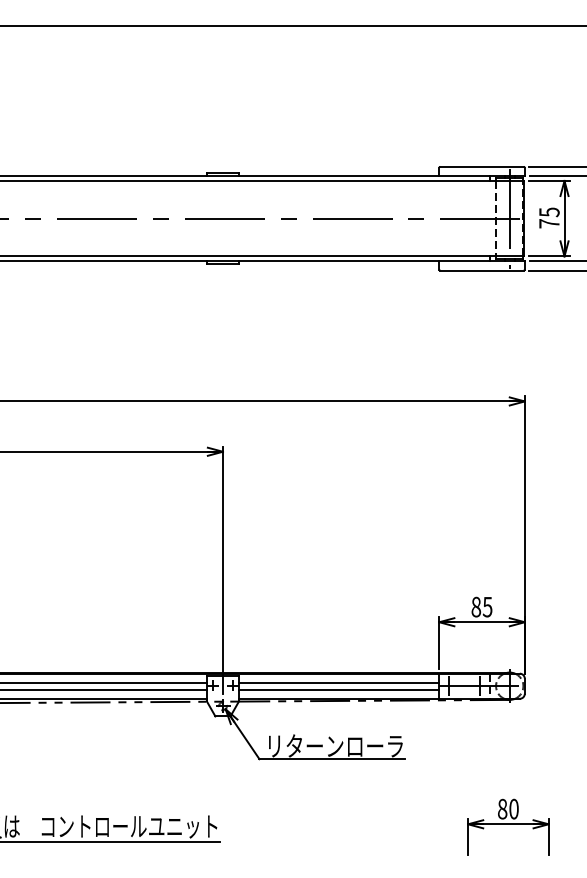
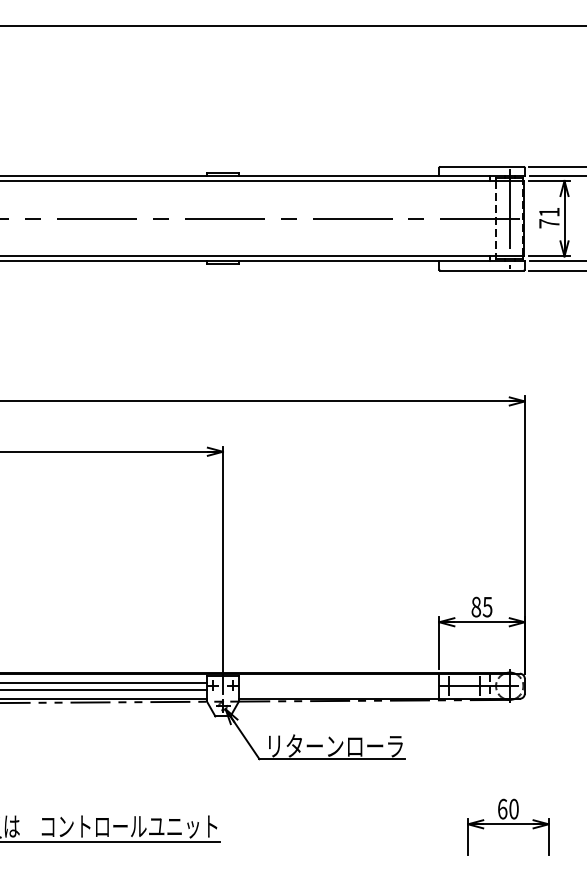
text: 75 -> 71 (549, 212)
line: present -> none (339, 682)
line: present -> none (339, 689)
text: 80 -> 60 (502, 808)
